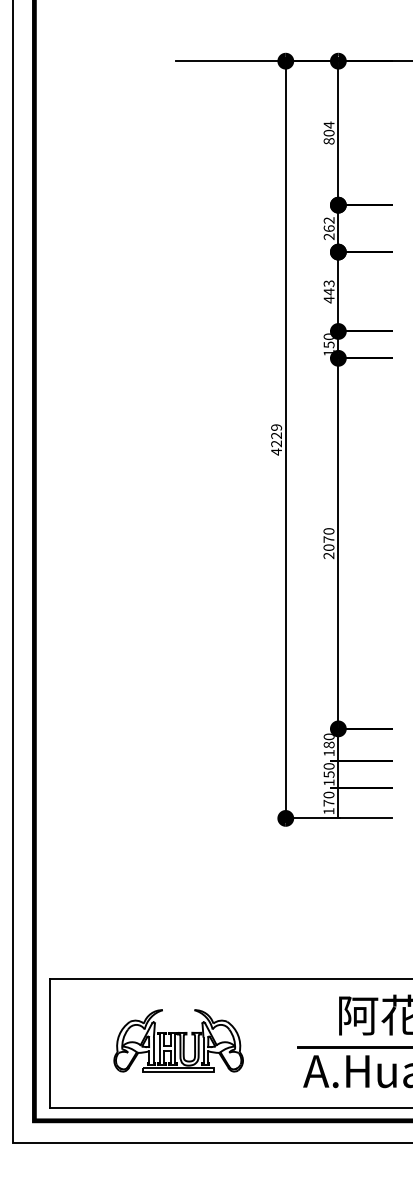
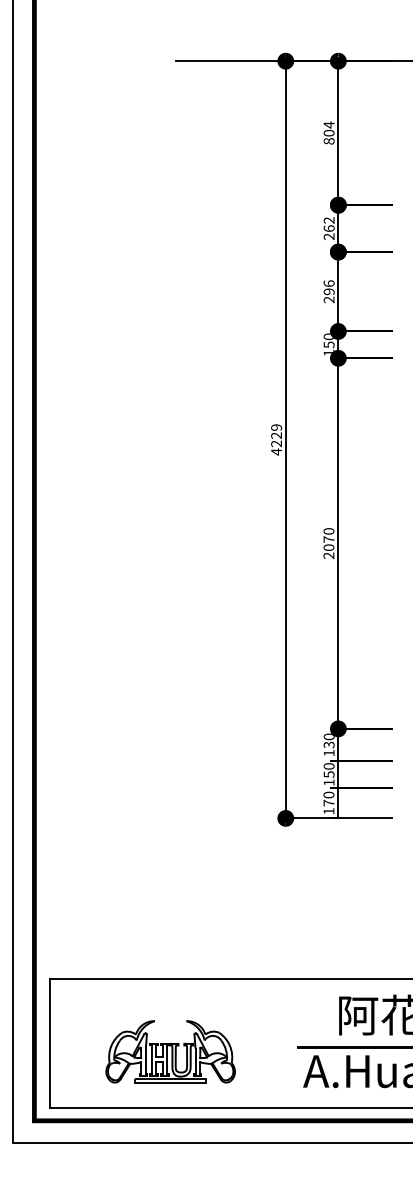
text: 443 -> 296 (328, 291)
text: 180 -> 130 (328, 744)
part position: (178, 1040) -> (170, 1051) (170, 1051)
